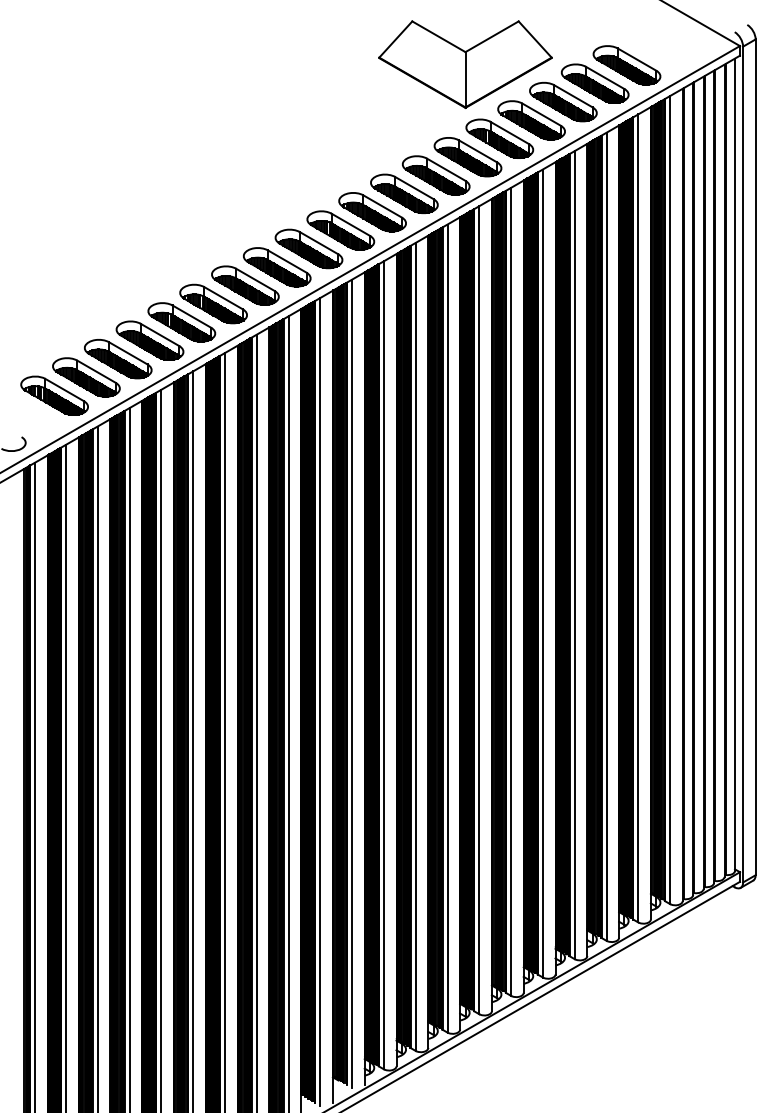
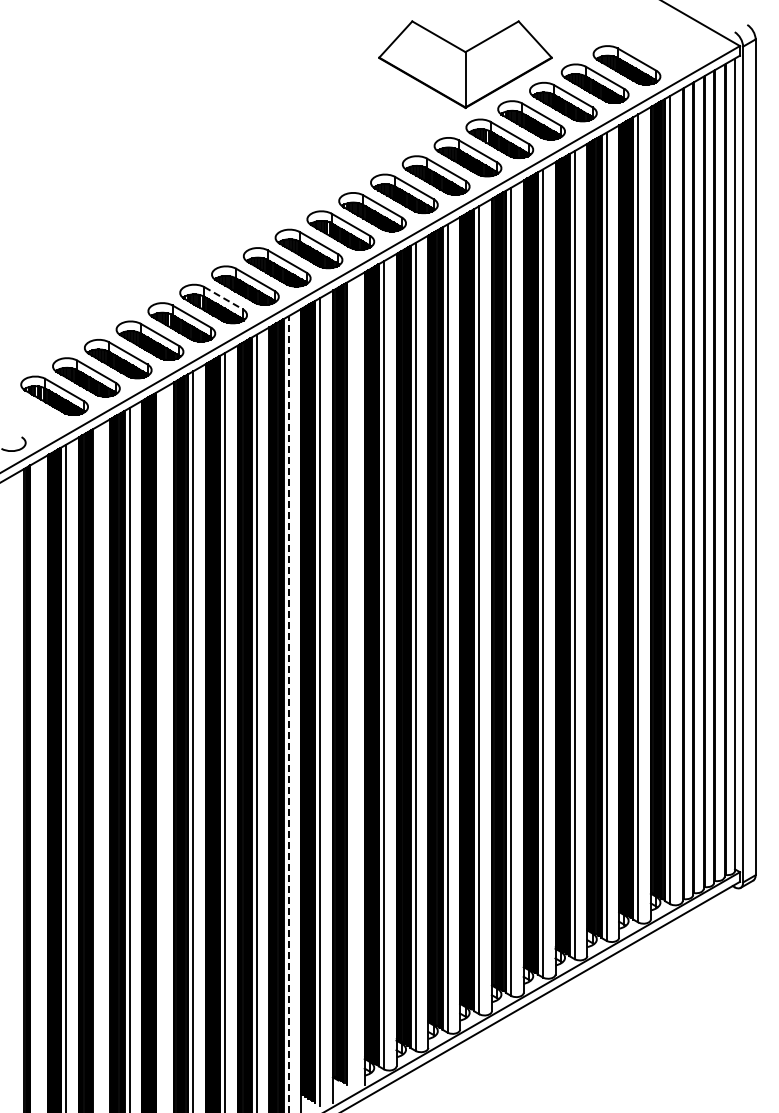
line: solid -> dashed (224, 298)
line: present -> none (352, 683)
line: solid -> dashed (288, 713)
line: present -> none (161, 749)
line: present -> none (97, 767)
line: present -> none (35, 785)
